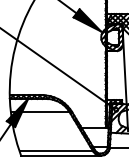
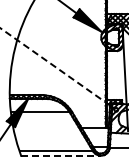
line: solid -> dashed (55, 66)
line: solid -> dashed (61, 155)
